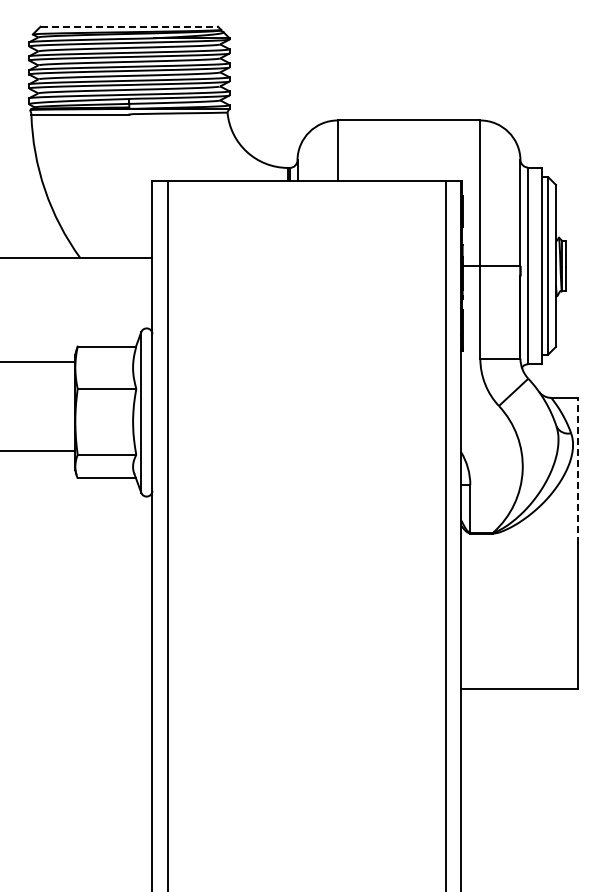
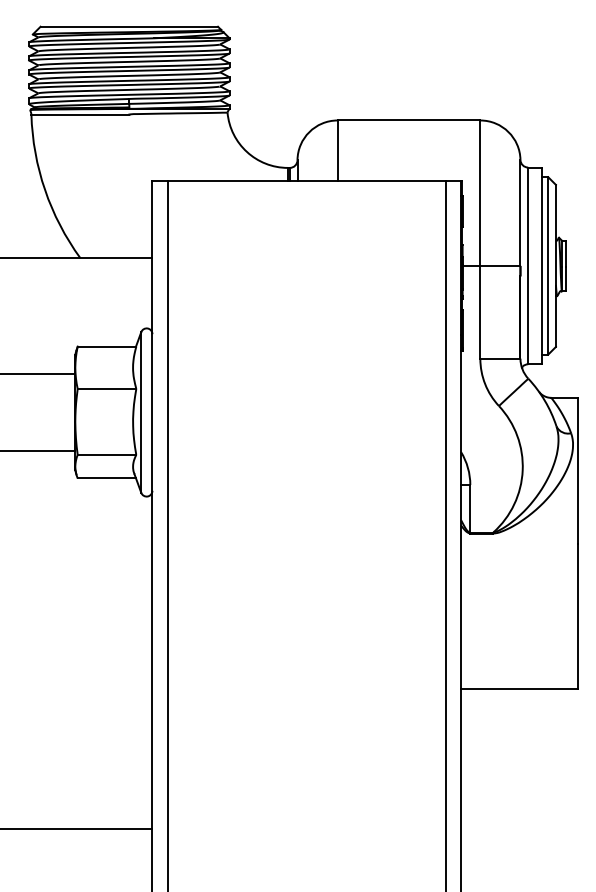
line: dashed -> solid (129, 26)
line position: (38, 361) -> (38, 373) (38, 373)
line: dashed -> solid (577, 470)
line: none -> present (77, 829)
